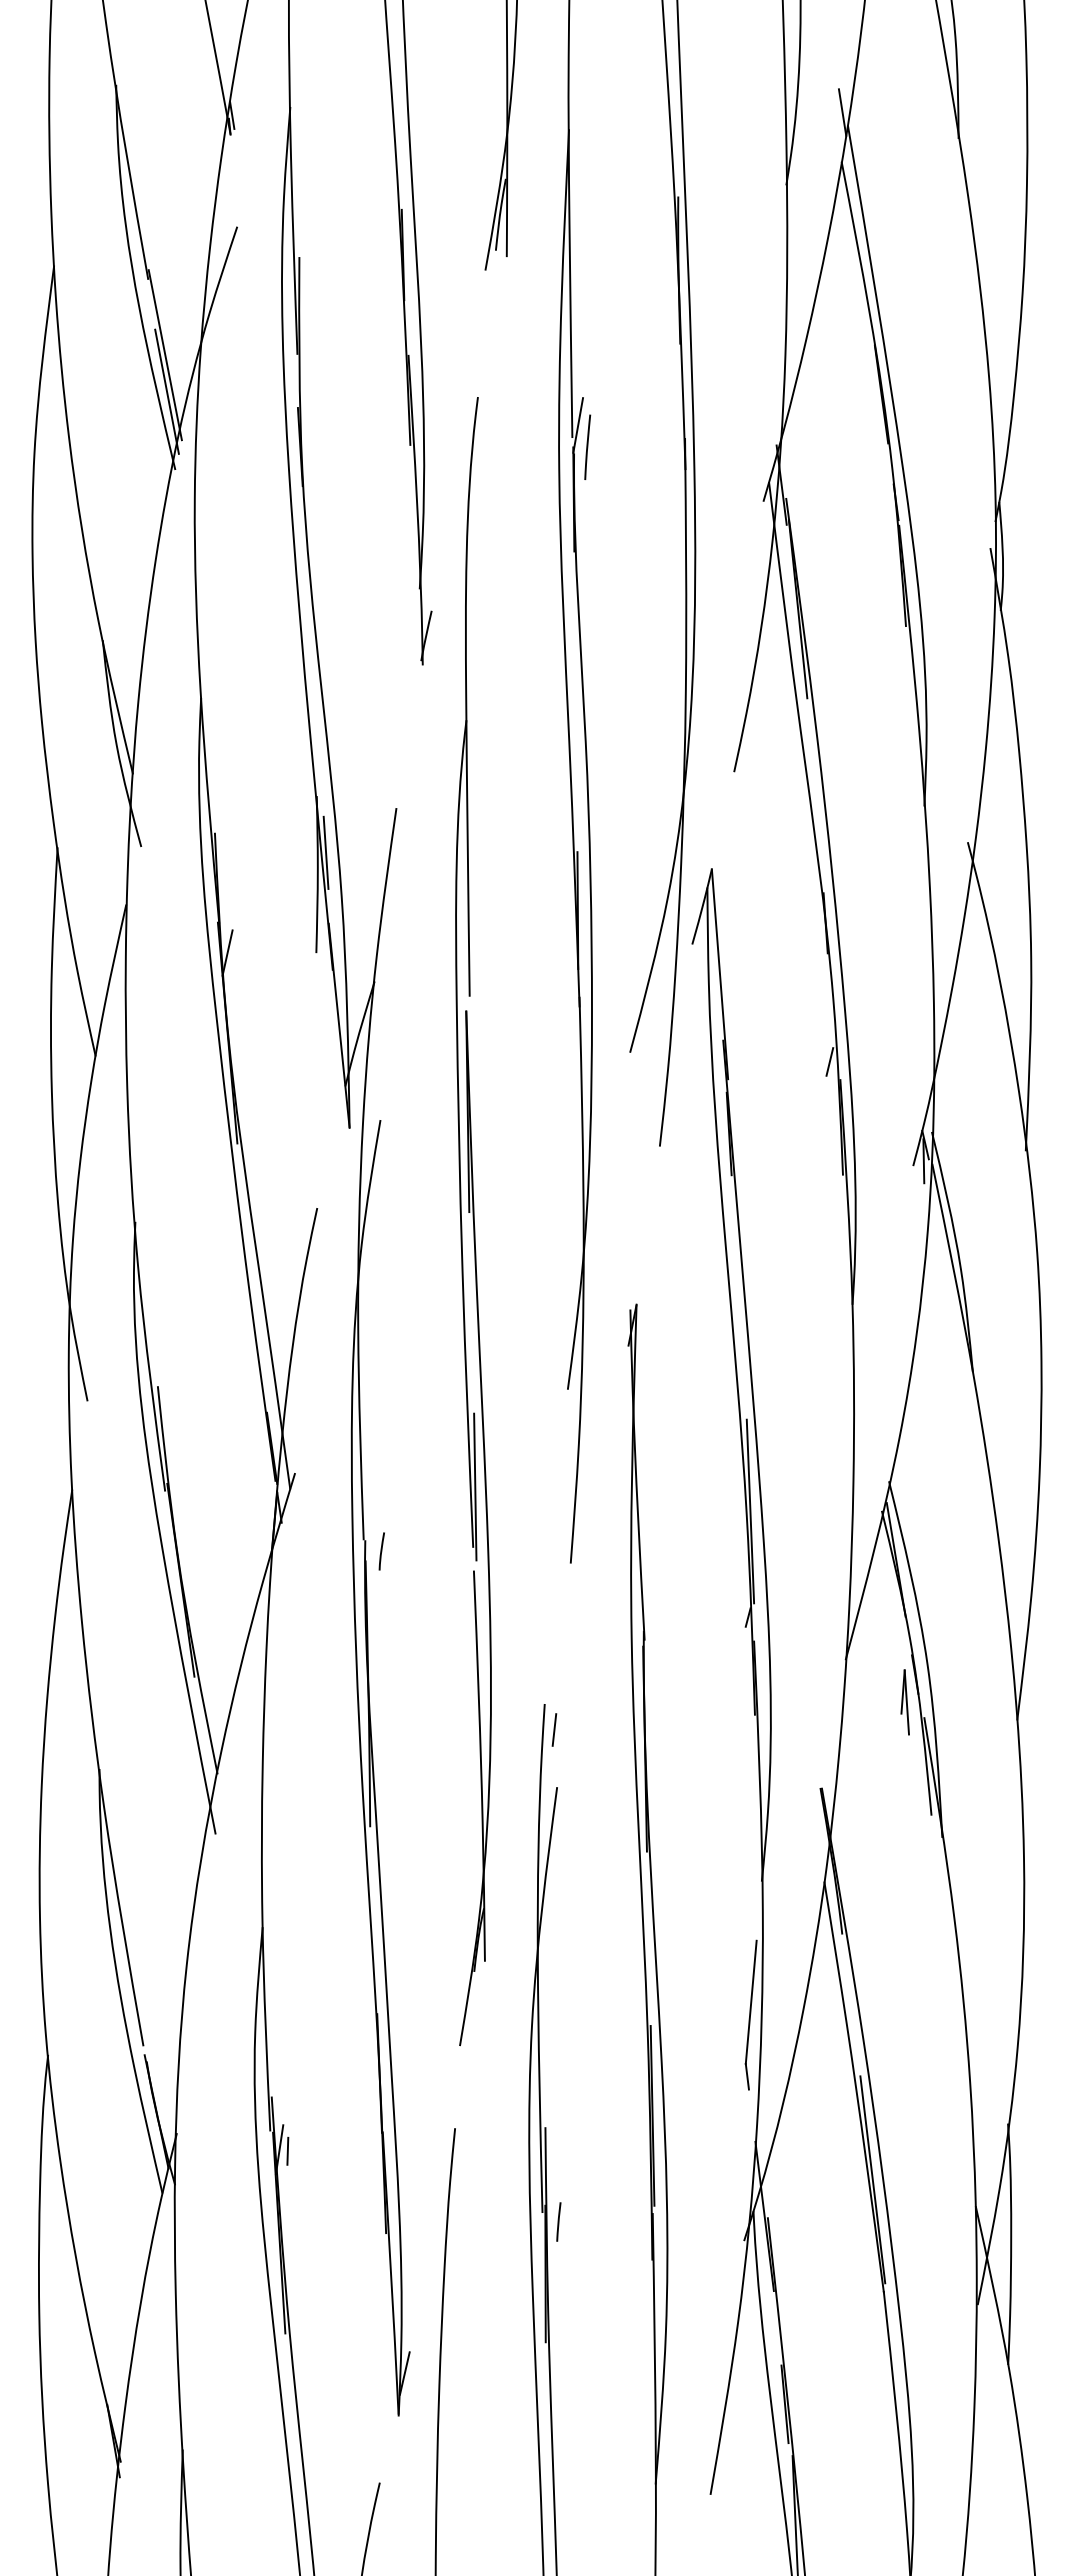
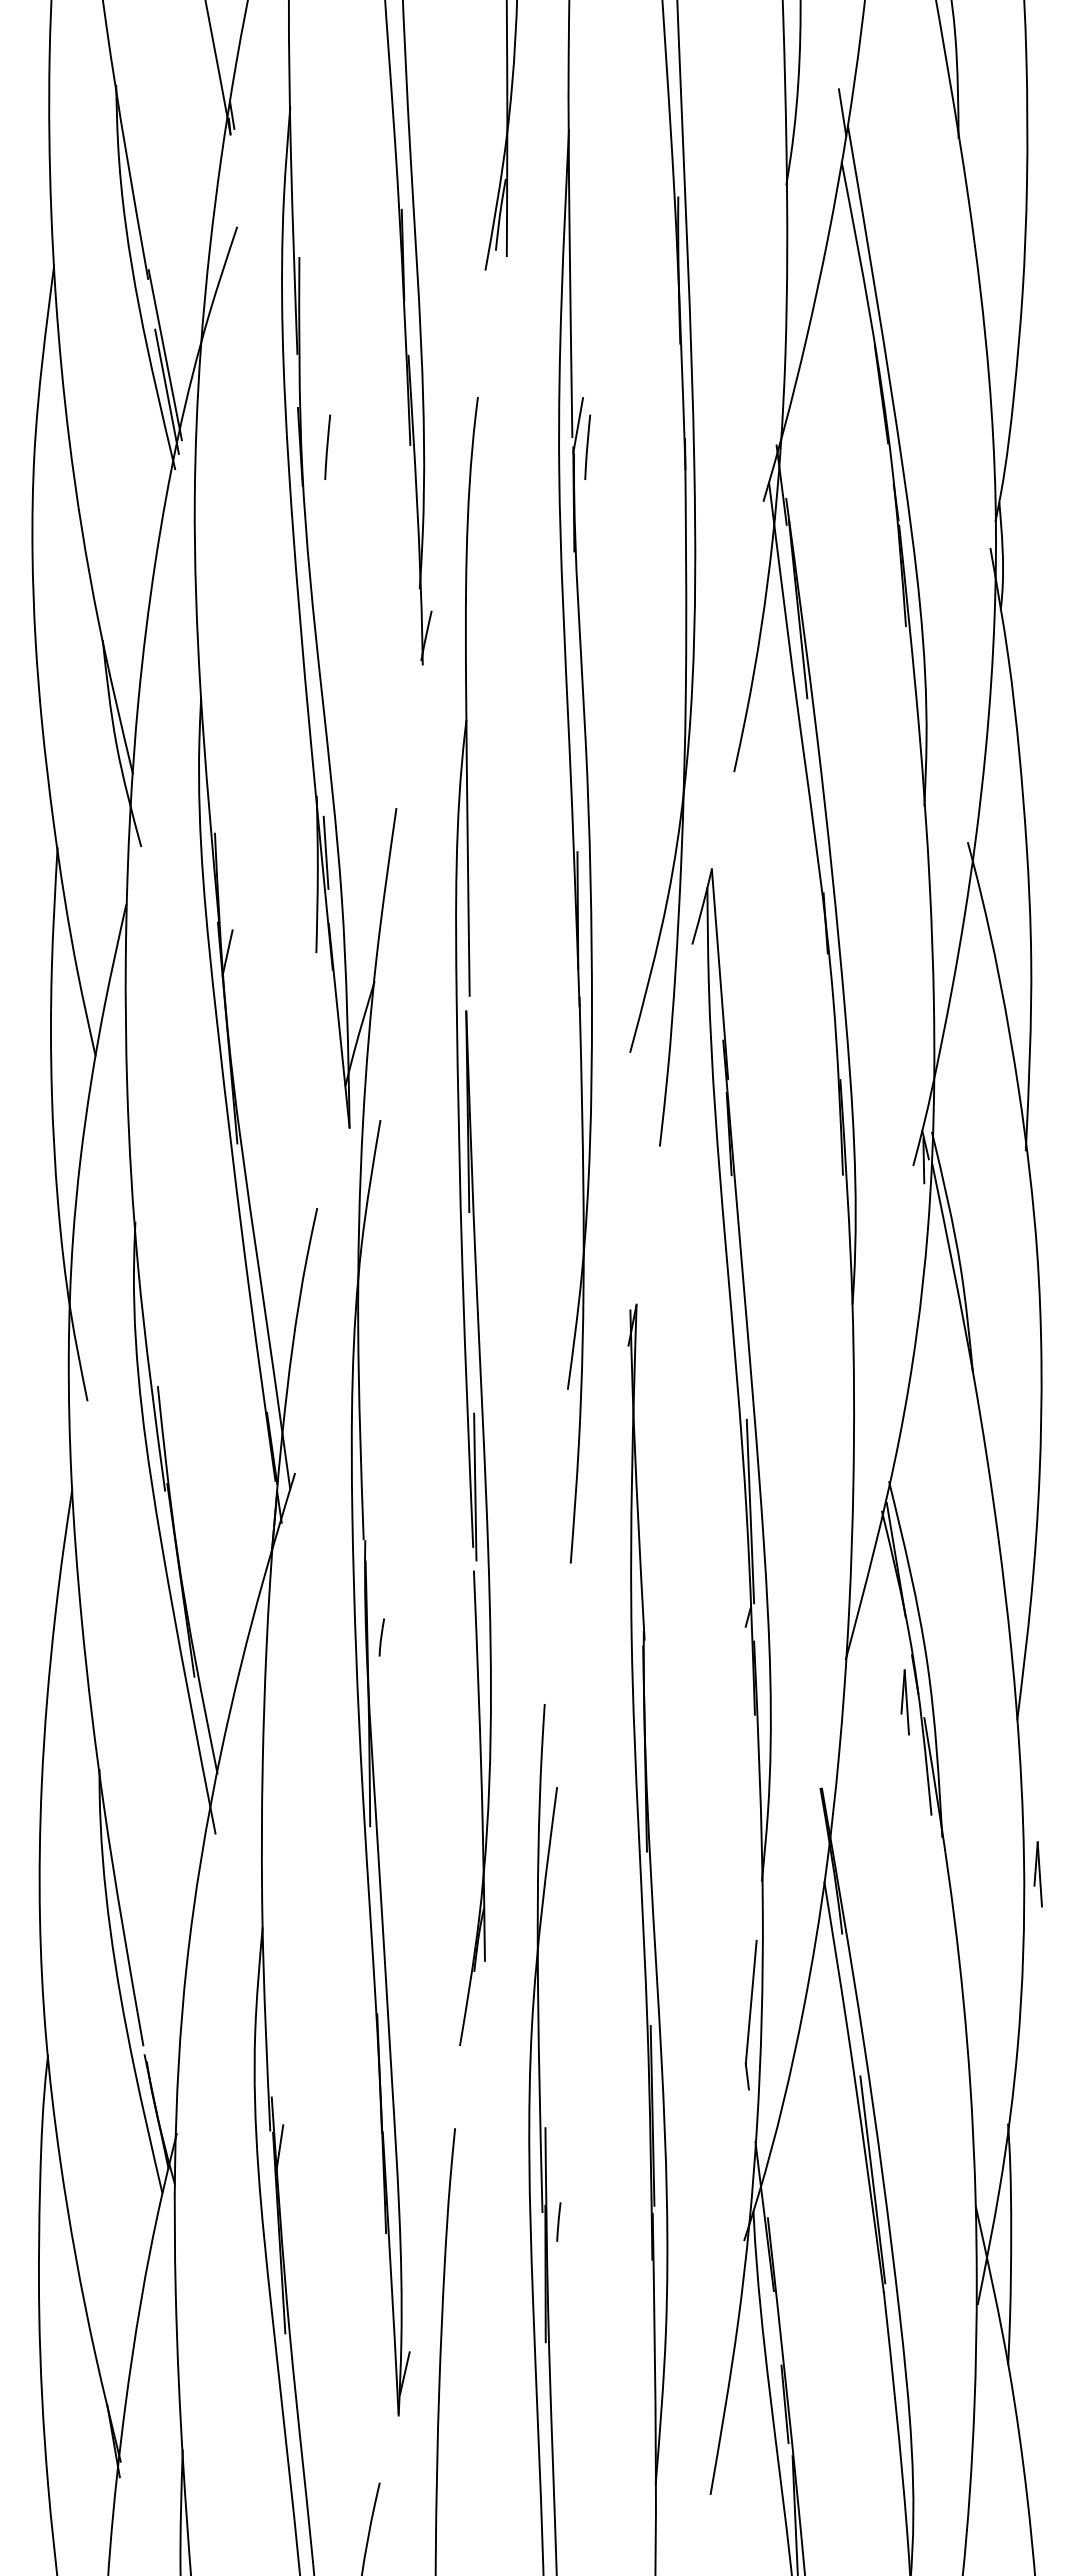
line: none -> present (327, 446)
line: present -> none (829, 1061)
line position: (381, 1551) -> (381, 1637) (381, 1637)
line: present -> none (554, 1729)
part: none -> present (1037, 1874)
line: present -> none (287, 2150)
